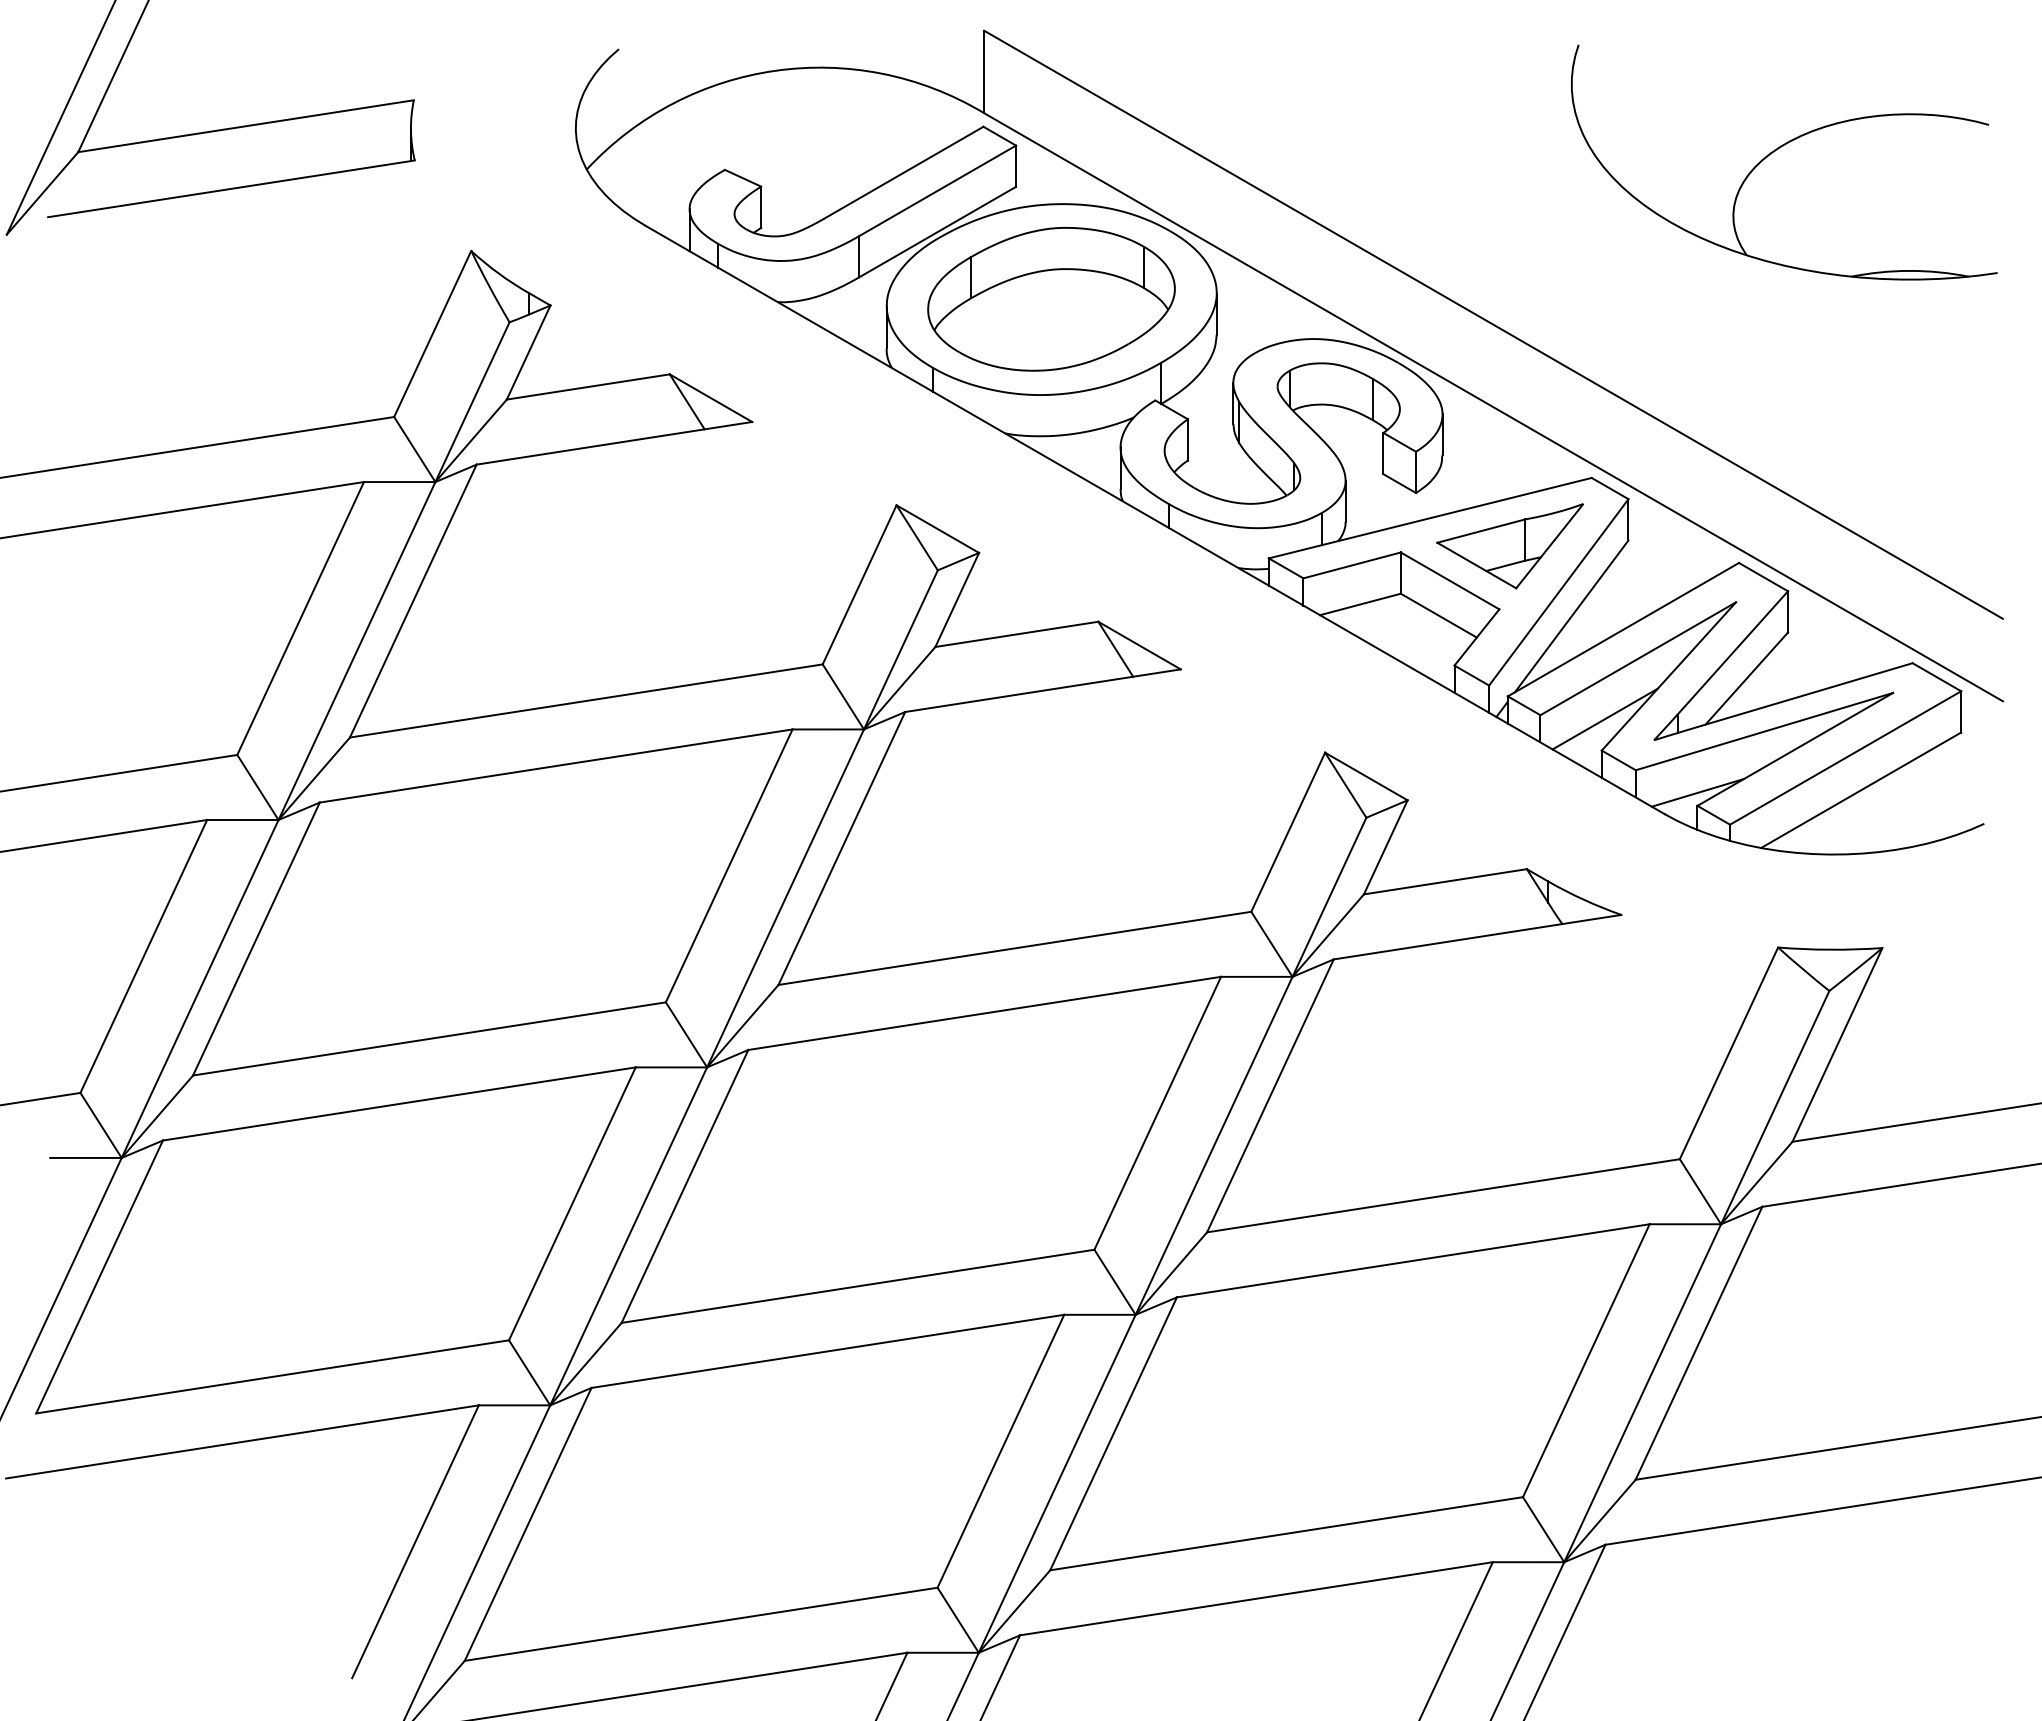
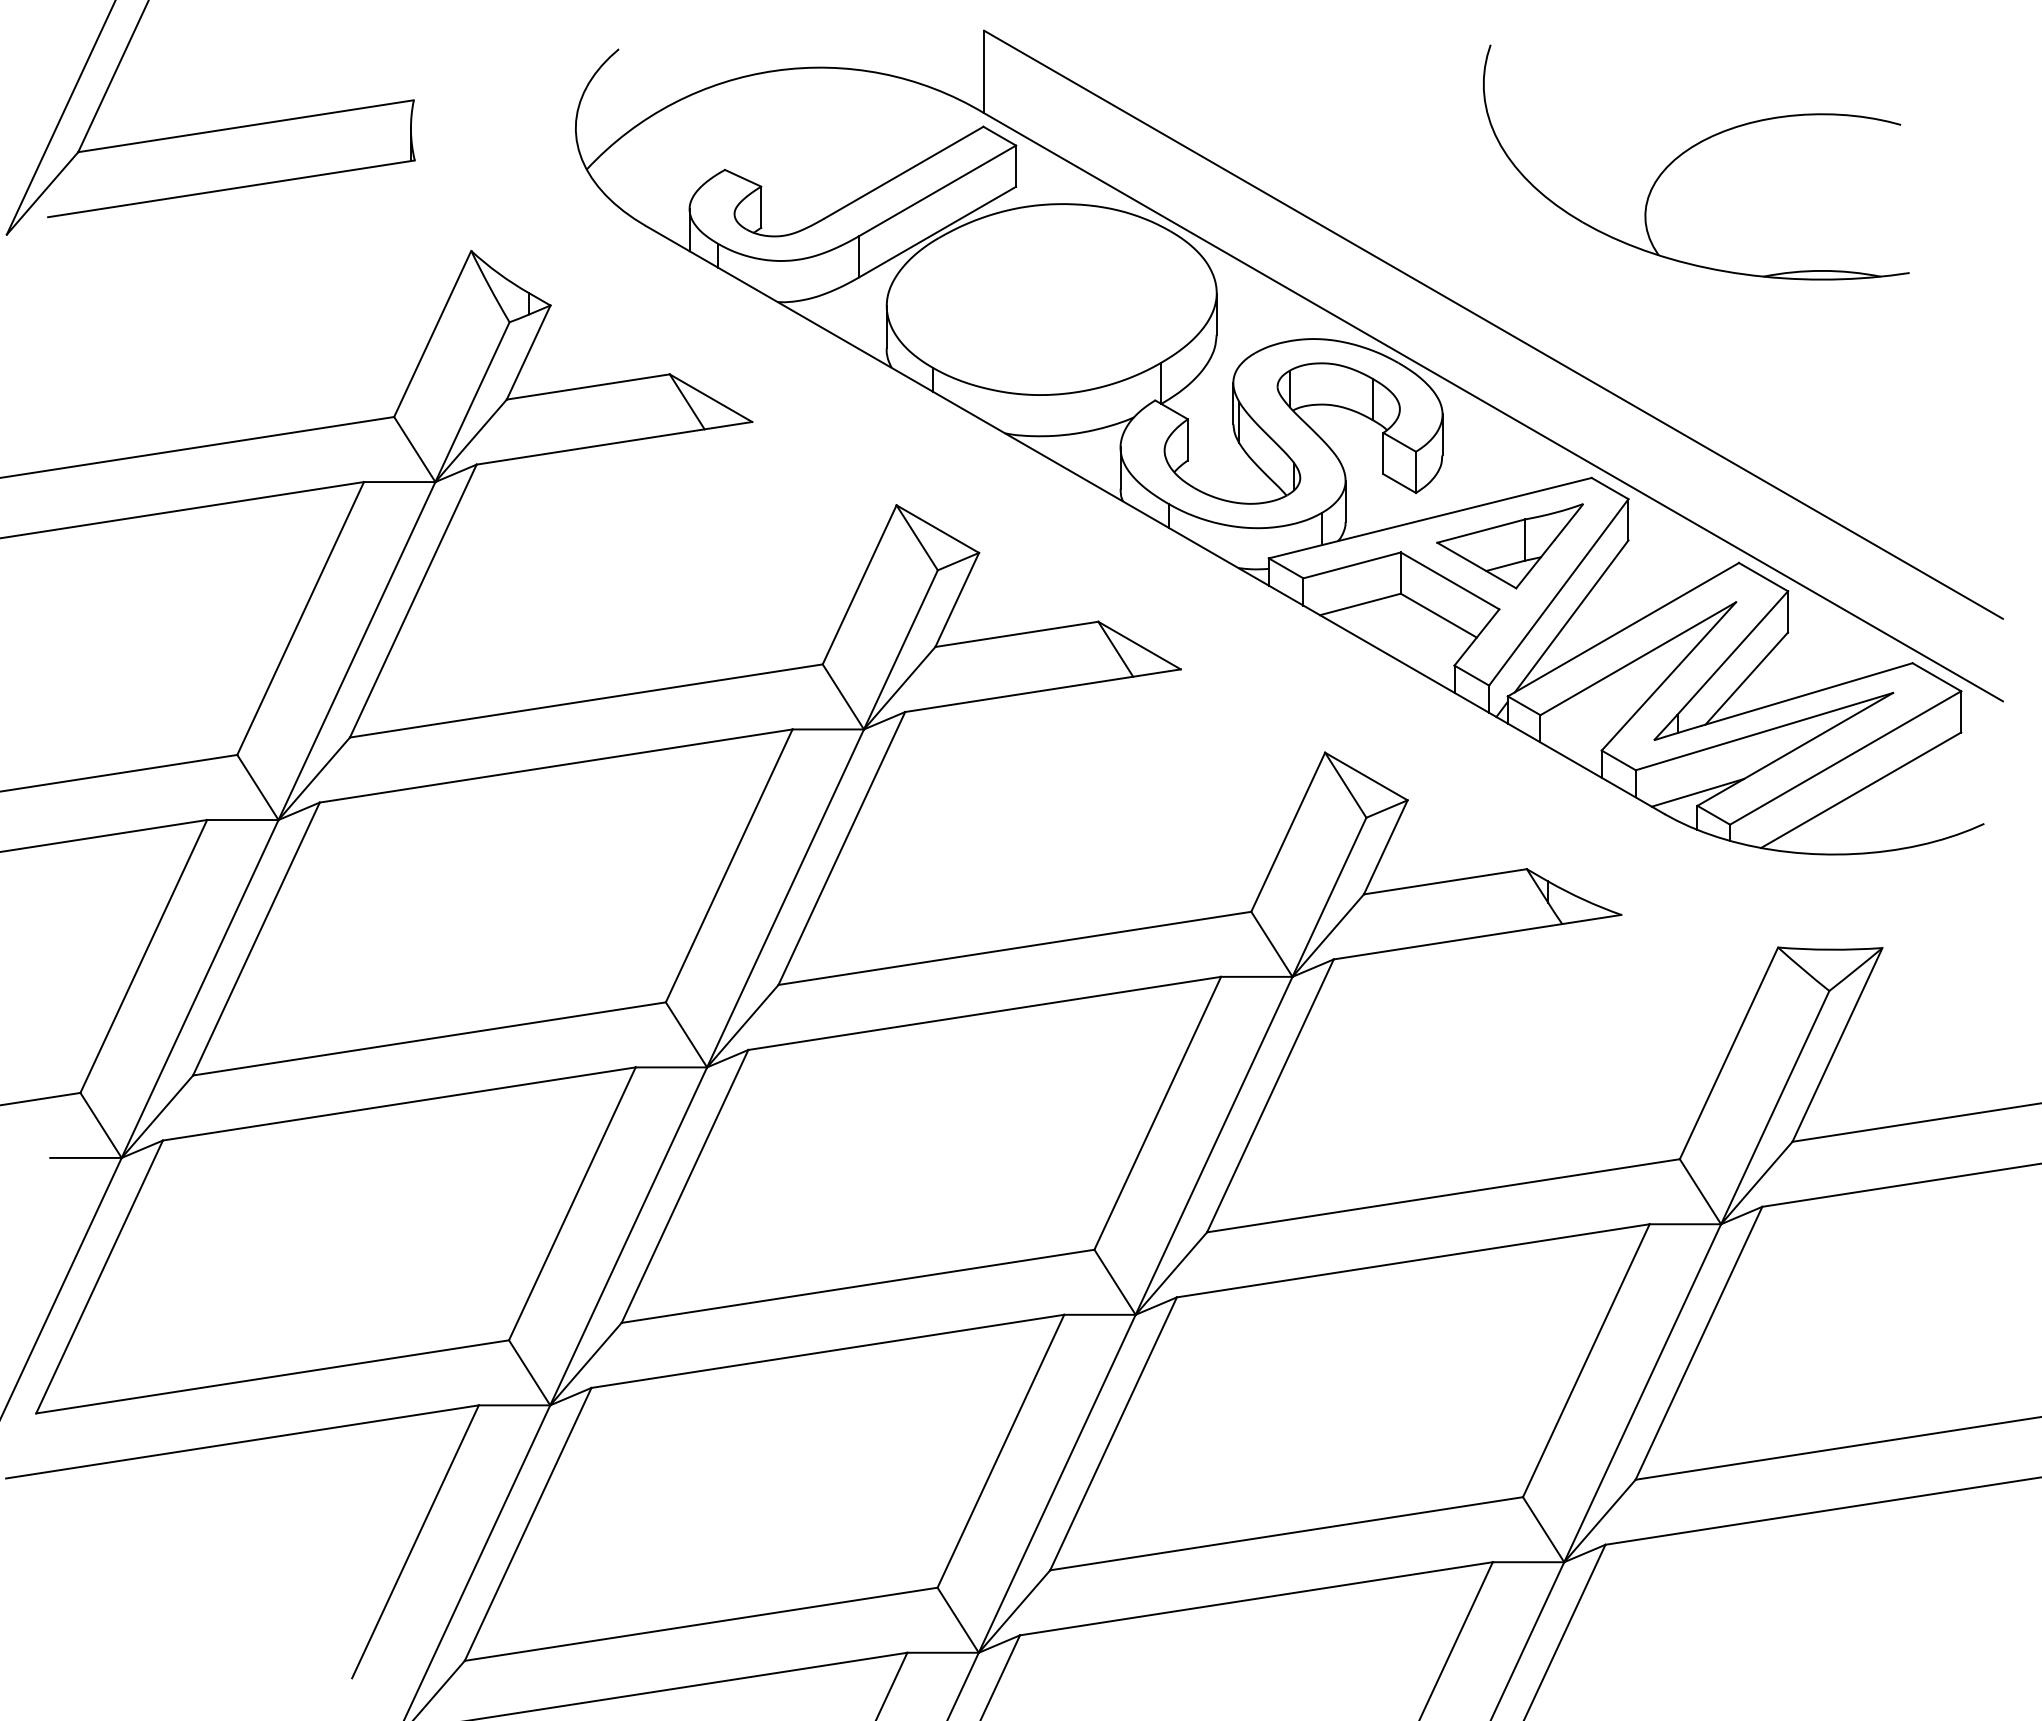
part position: (1774, 152) -> (1686, 152) (1686, 152)
part: present -> none (1051, 299)
line: present -> none (1604, 718)
